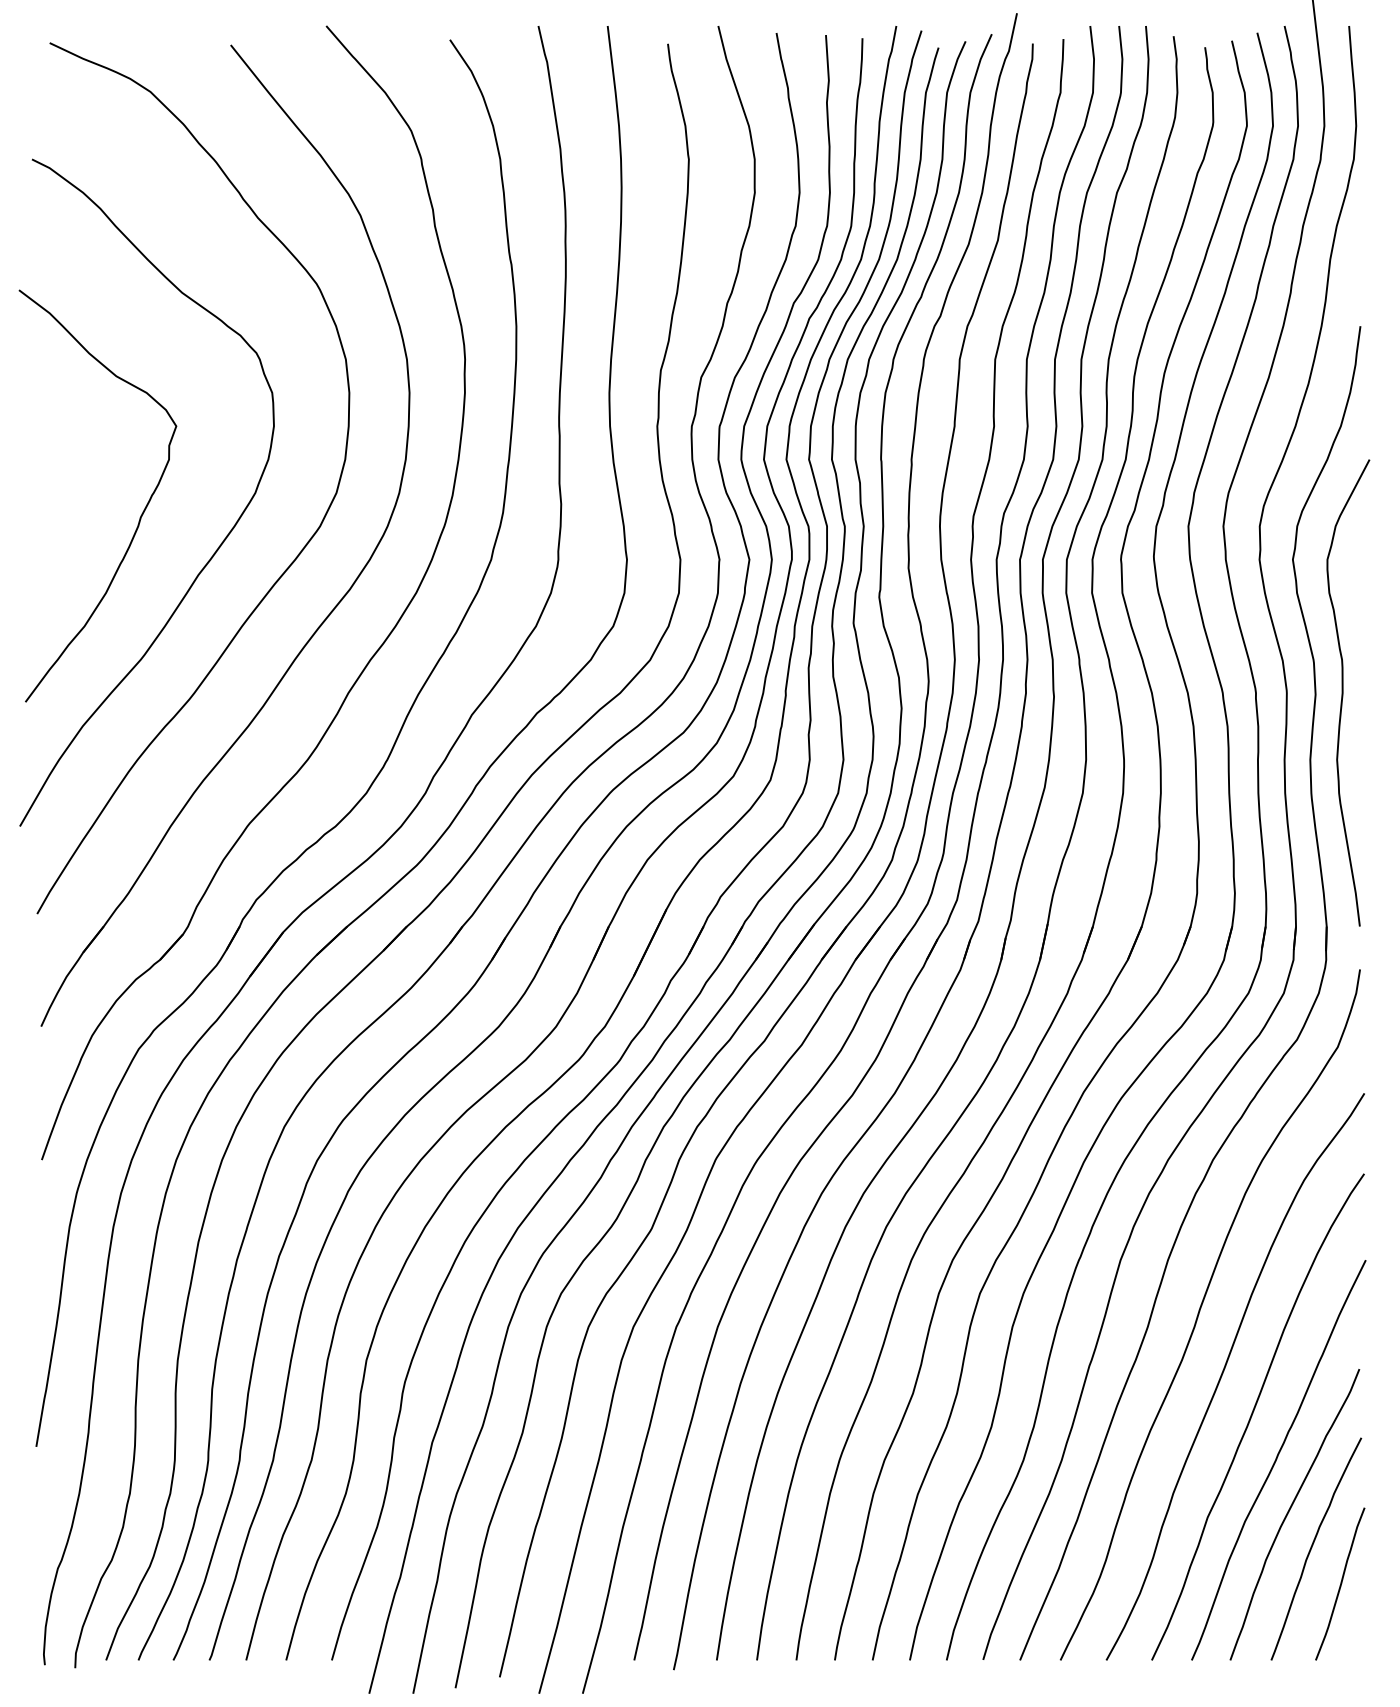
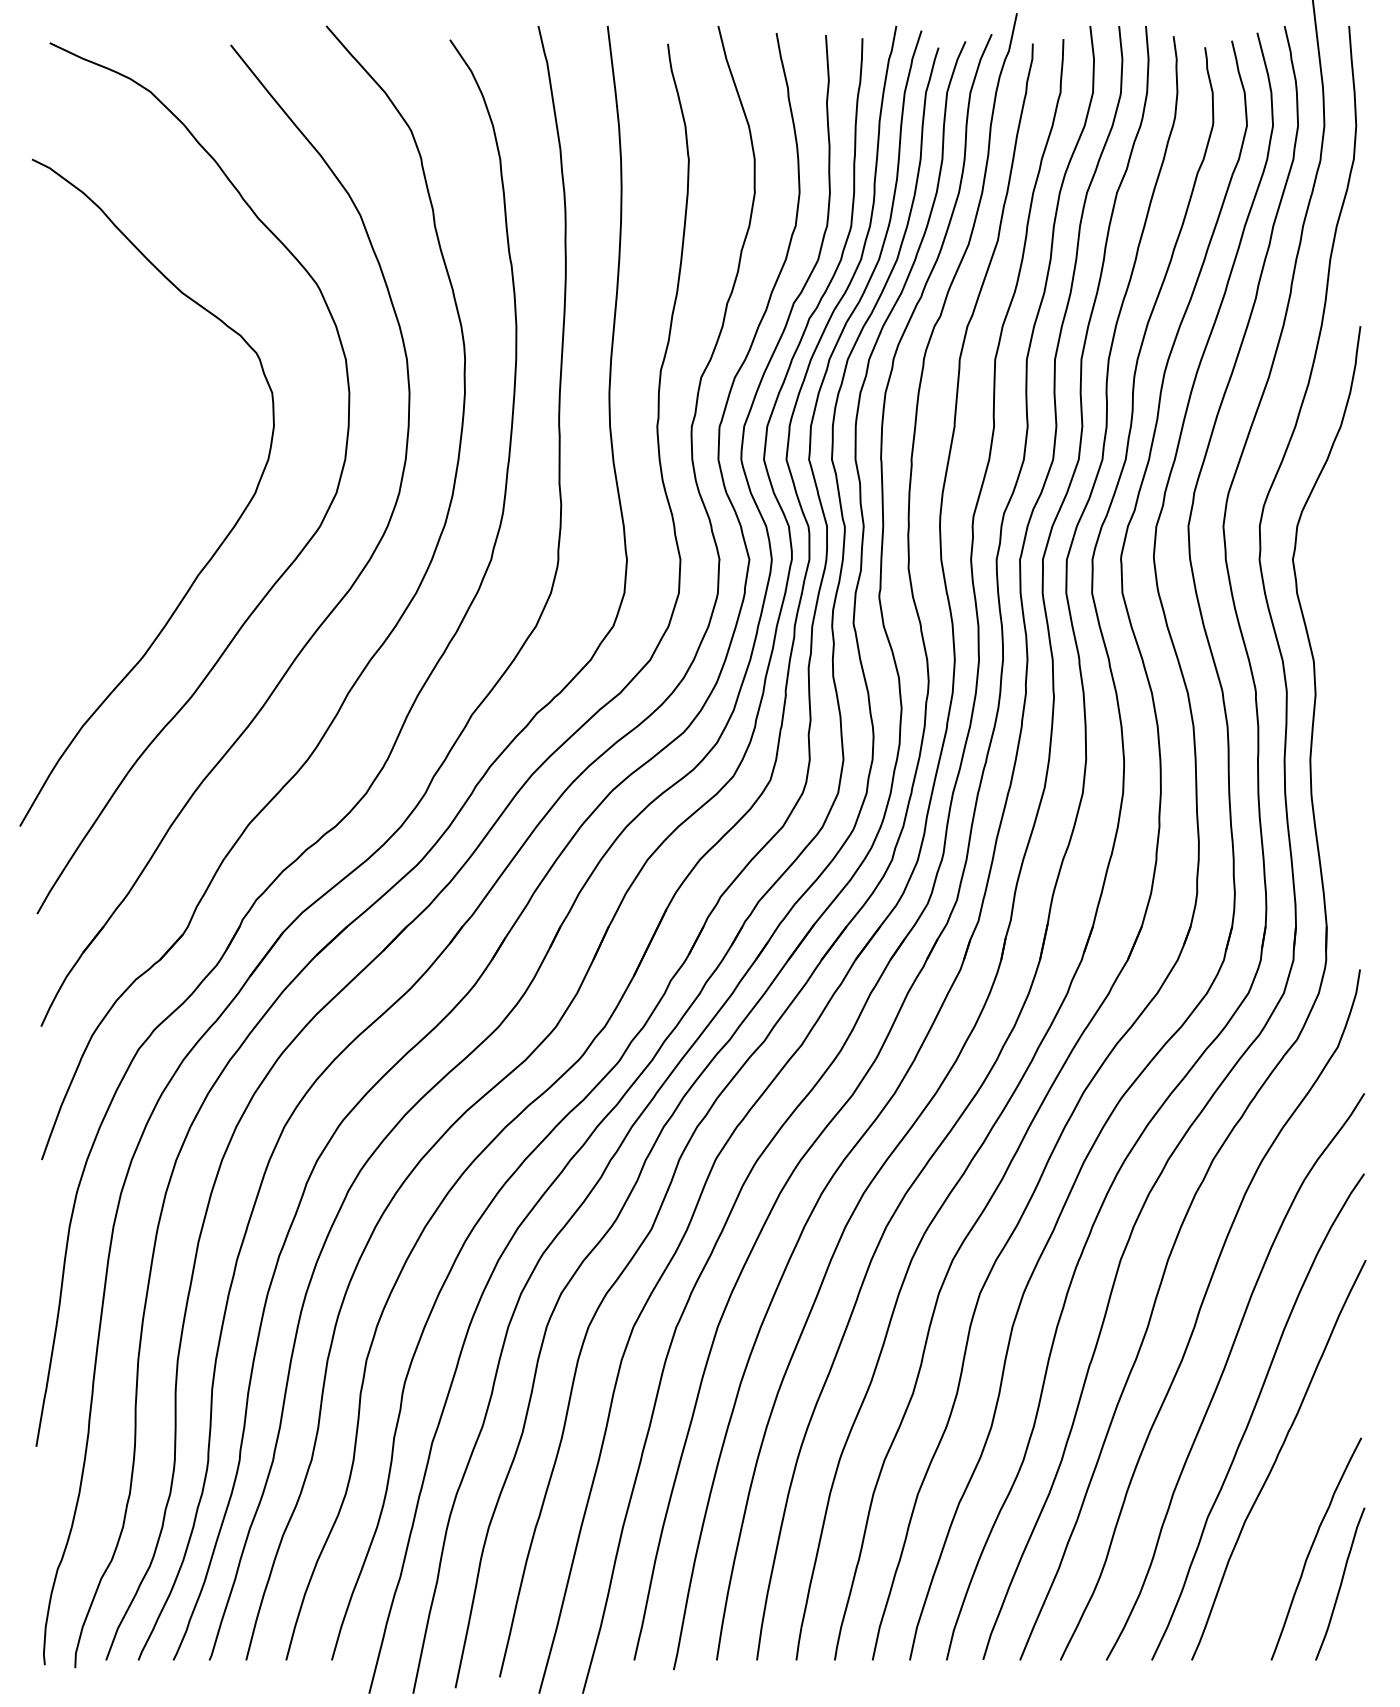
curve: present -> none (139, 517)
curve: present -> none (1343, 692)
curve: present -> none (1289, 1512)
